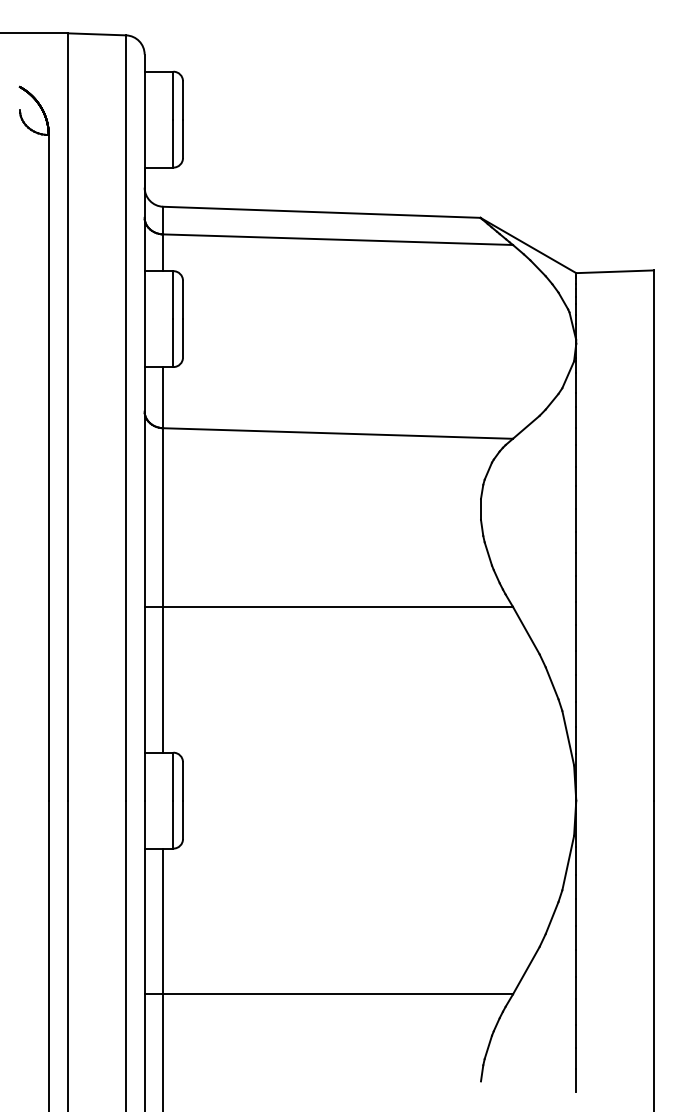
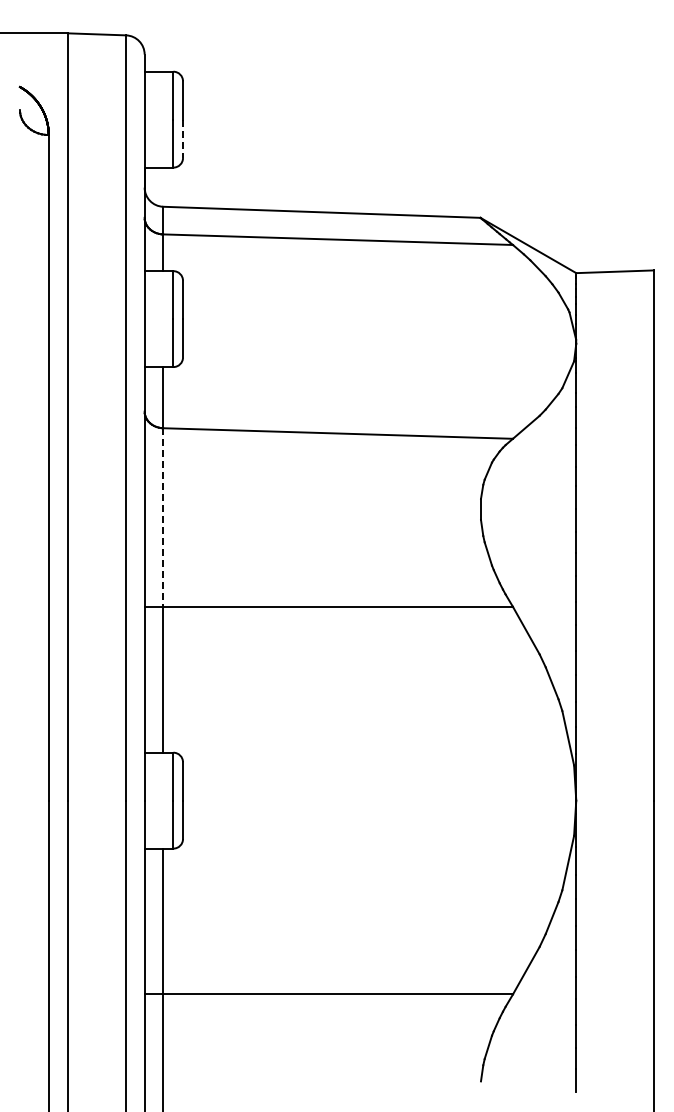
line: solid -> dashed (183, 139)
line: solid -> dashed (163, 518)
